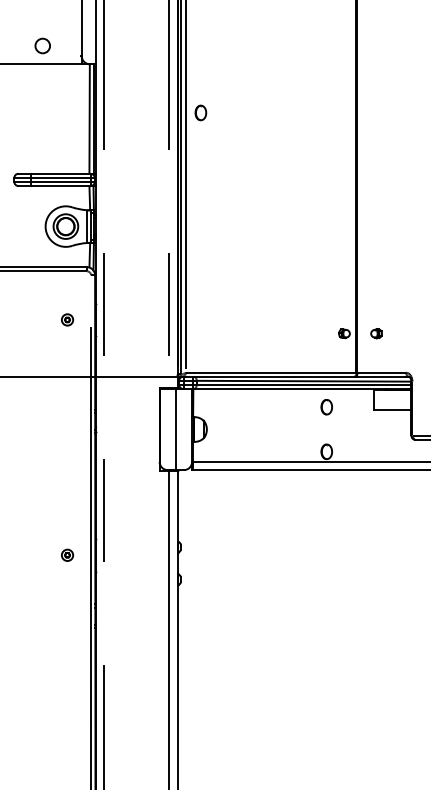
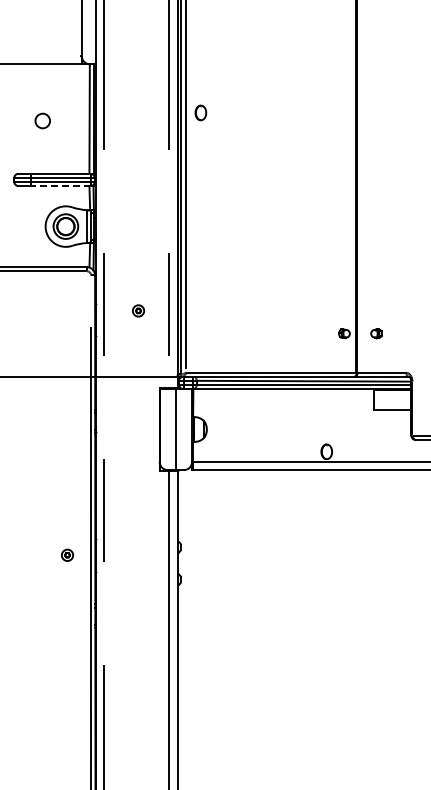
circle position: (42, 45) -> (42, 120) (42, 120)
line: solid -> dashed (60, 186)
part position: (67, 319) -> (138, 310) (138, 310)
part: present -> none (326, 407)
